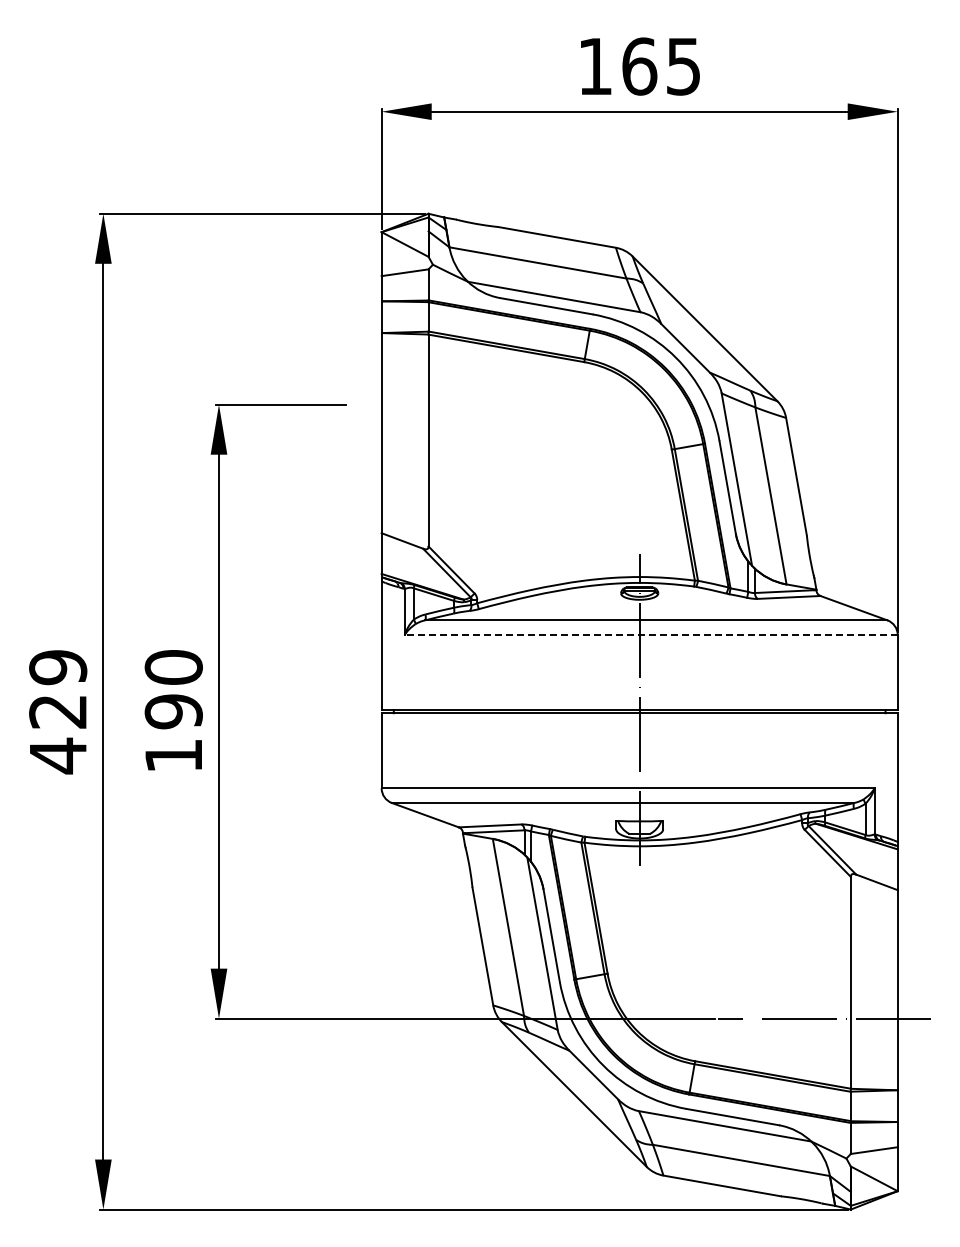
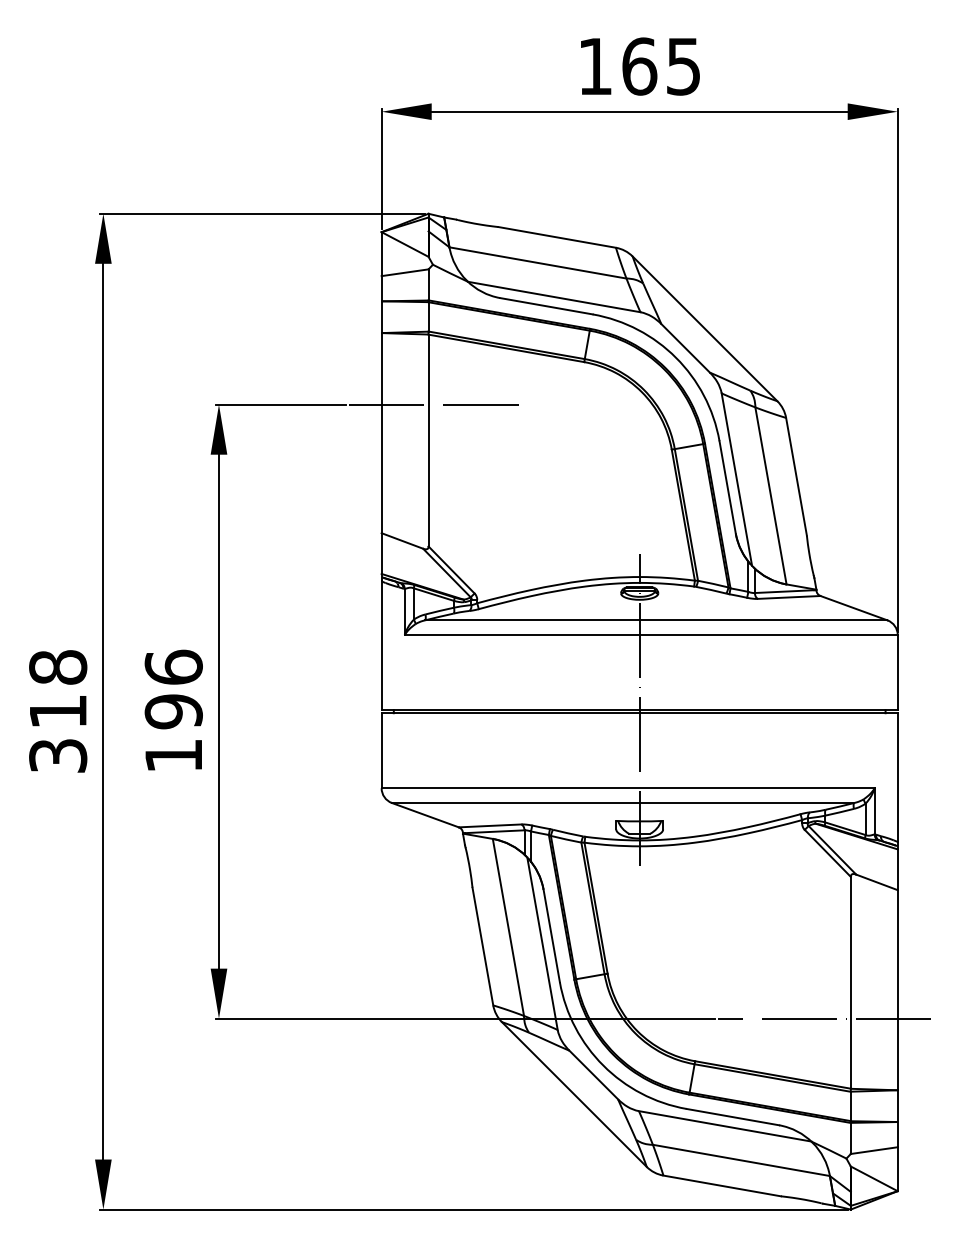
line: none -> present (433, 404)
line: dashed -> solid (650, 635)
text: 190 -> 196 (173, 666)
text: 429 -> 318 (58, 712)
